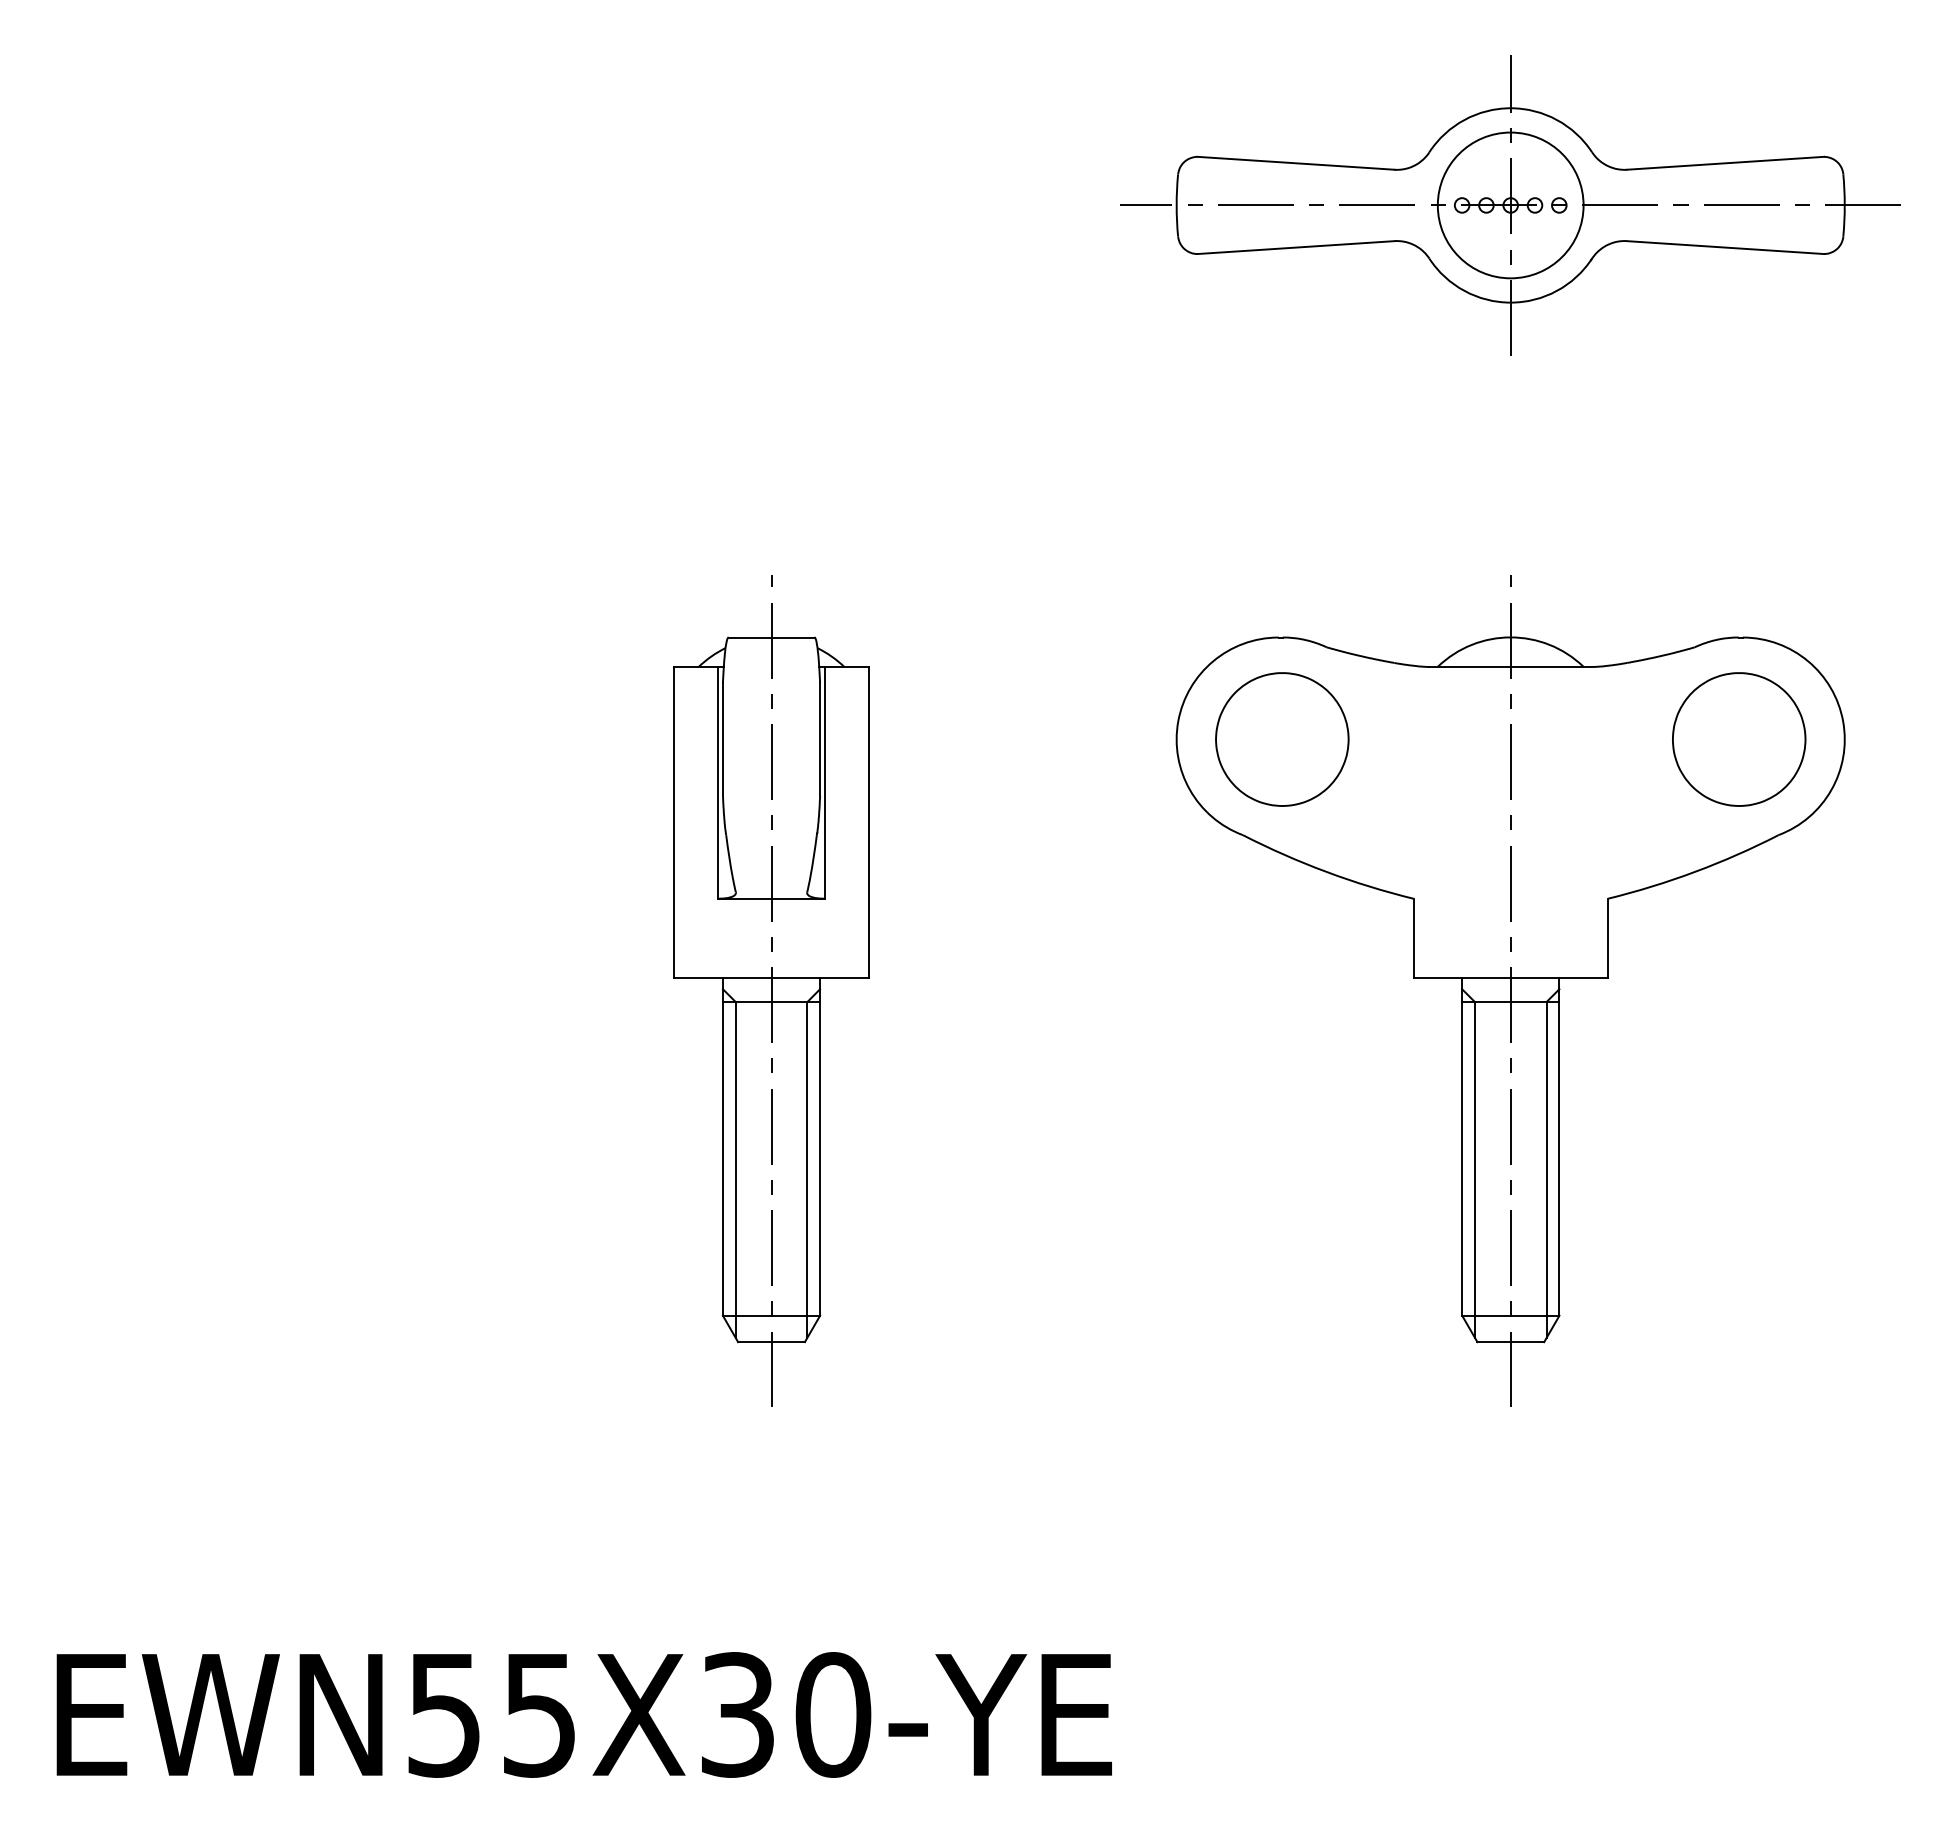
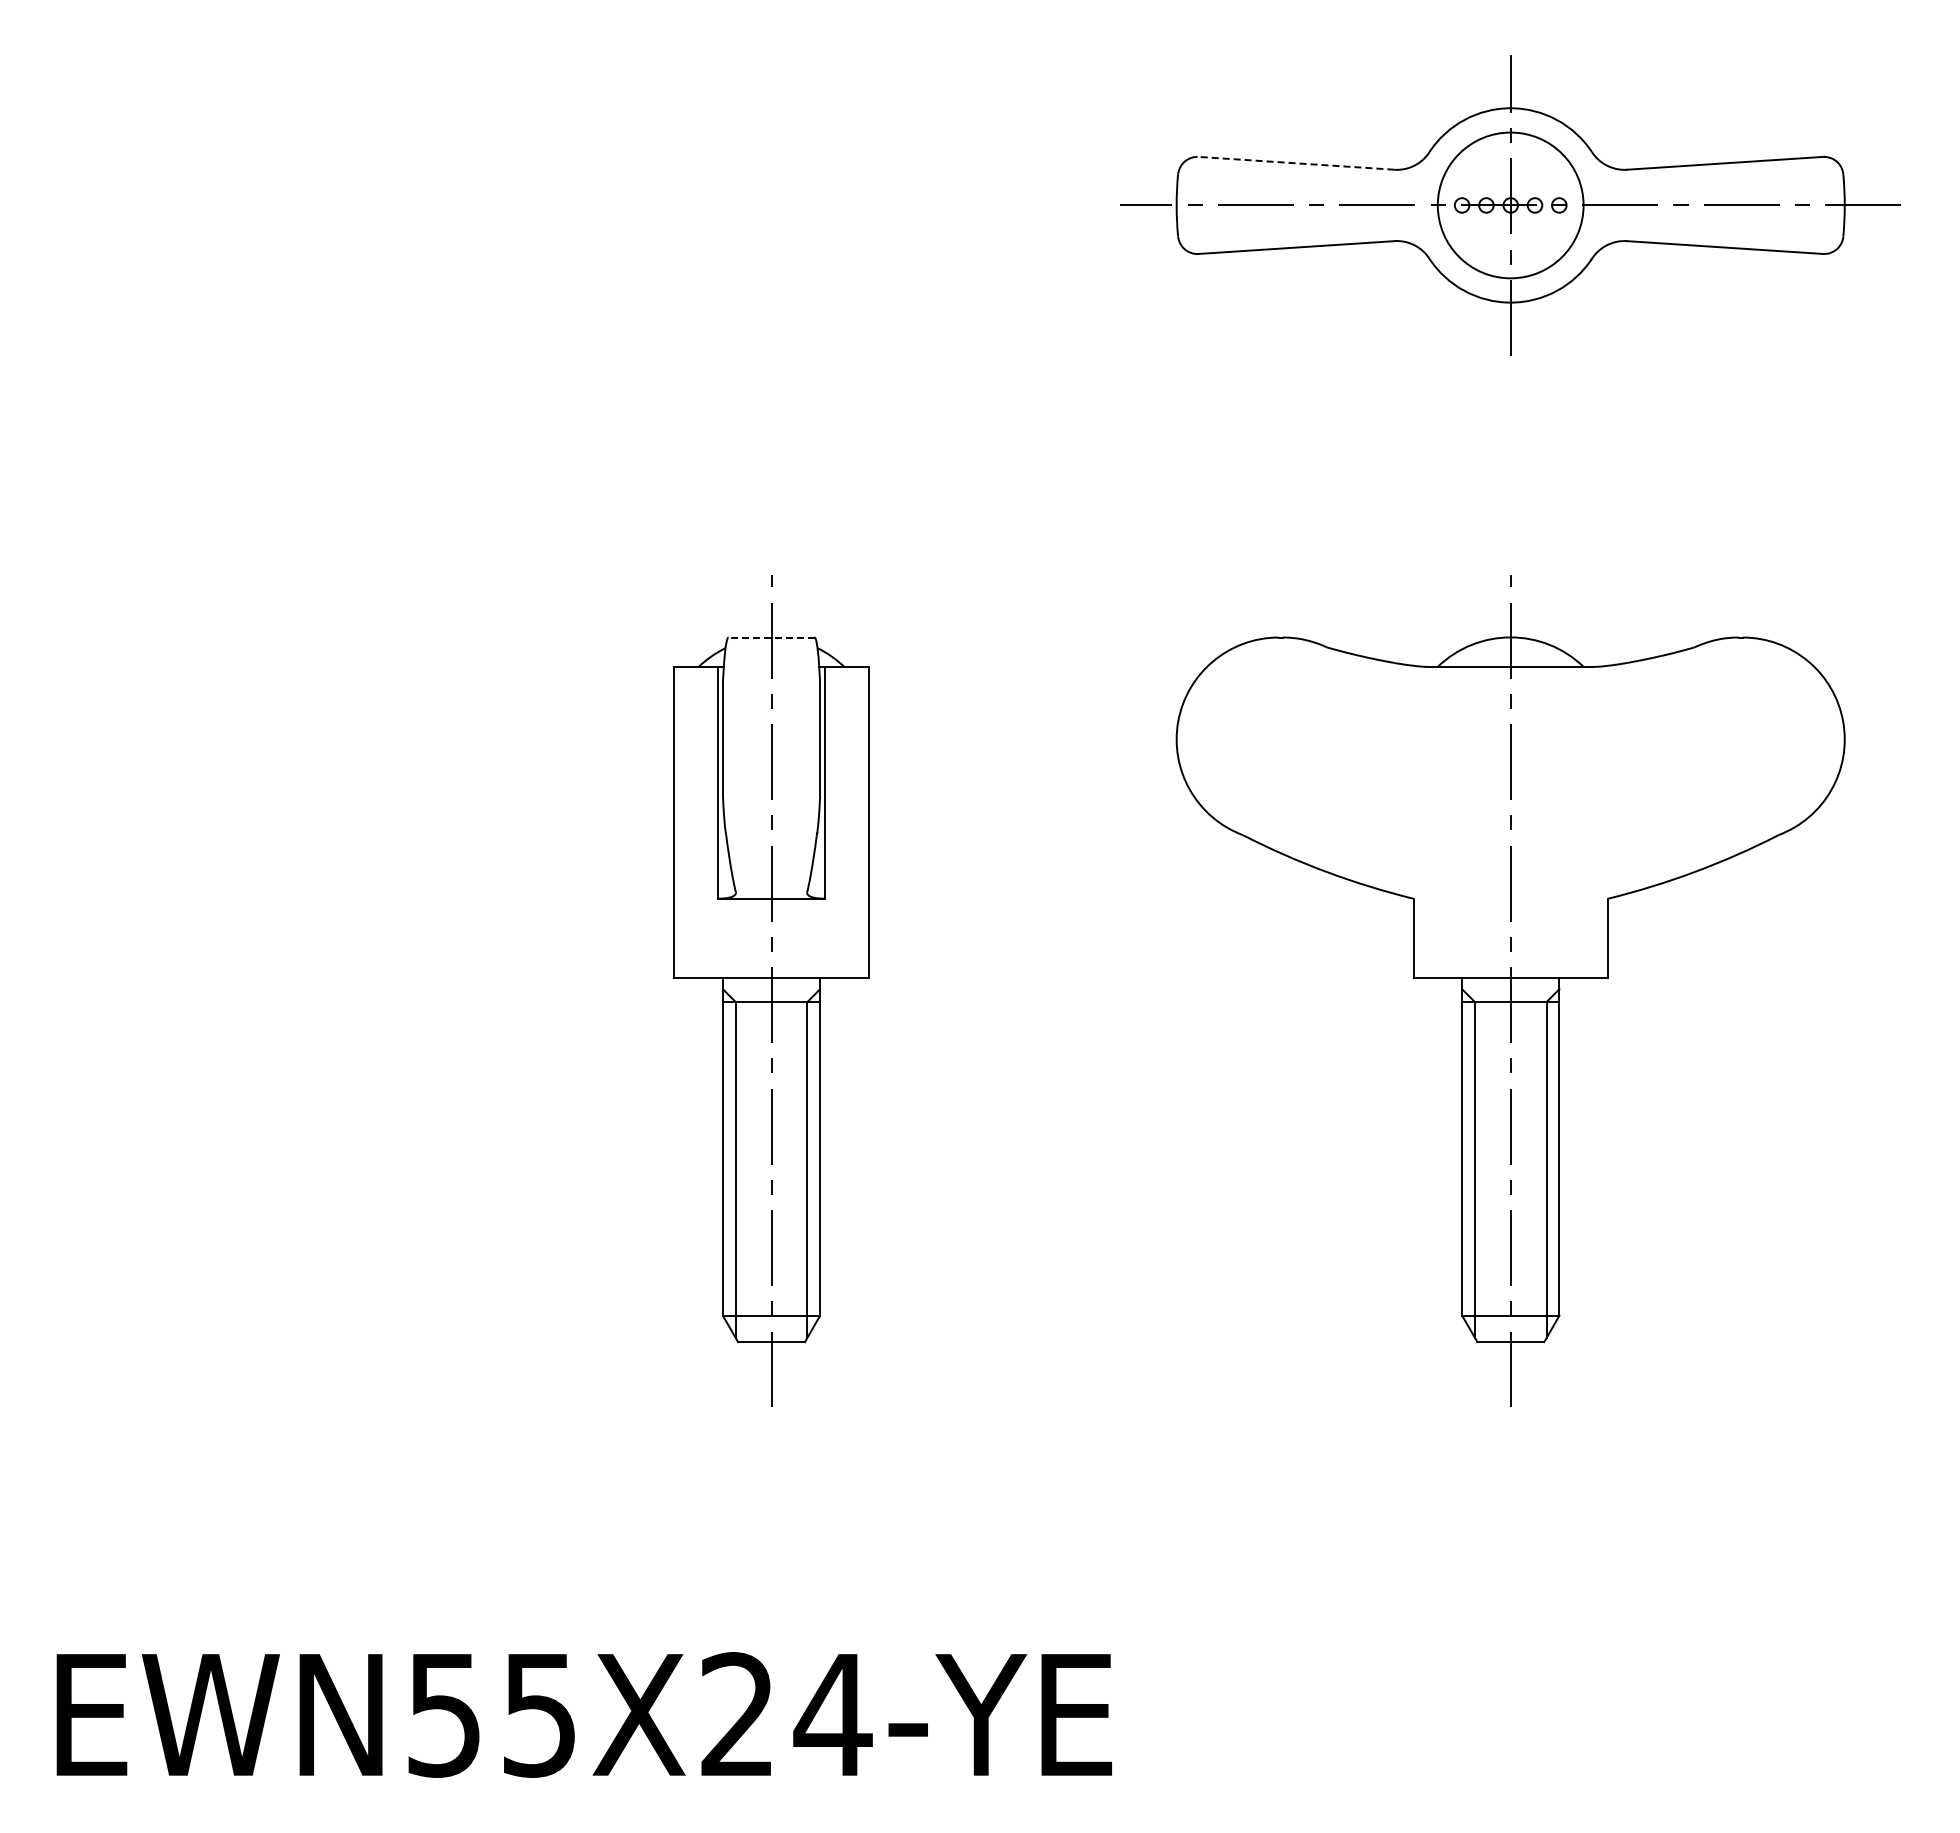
line: solid -> dashed (1295, 163)
line: solid -> dashed (771, 637)
part: present -> none (1282, 739)
part: present -> none (1739, 739)
text: EWN55X30-YE -> EWN55X24-YE (786, 1714)
